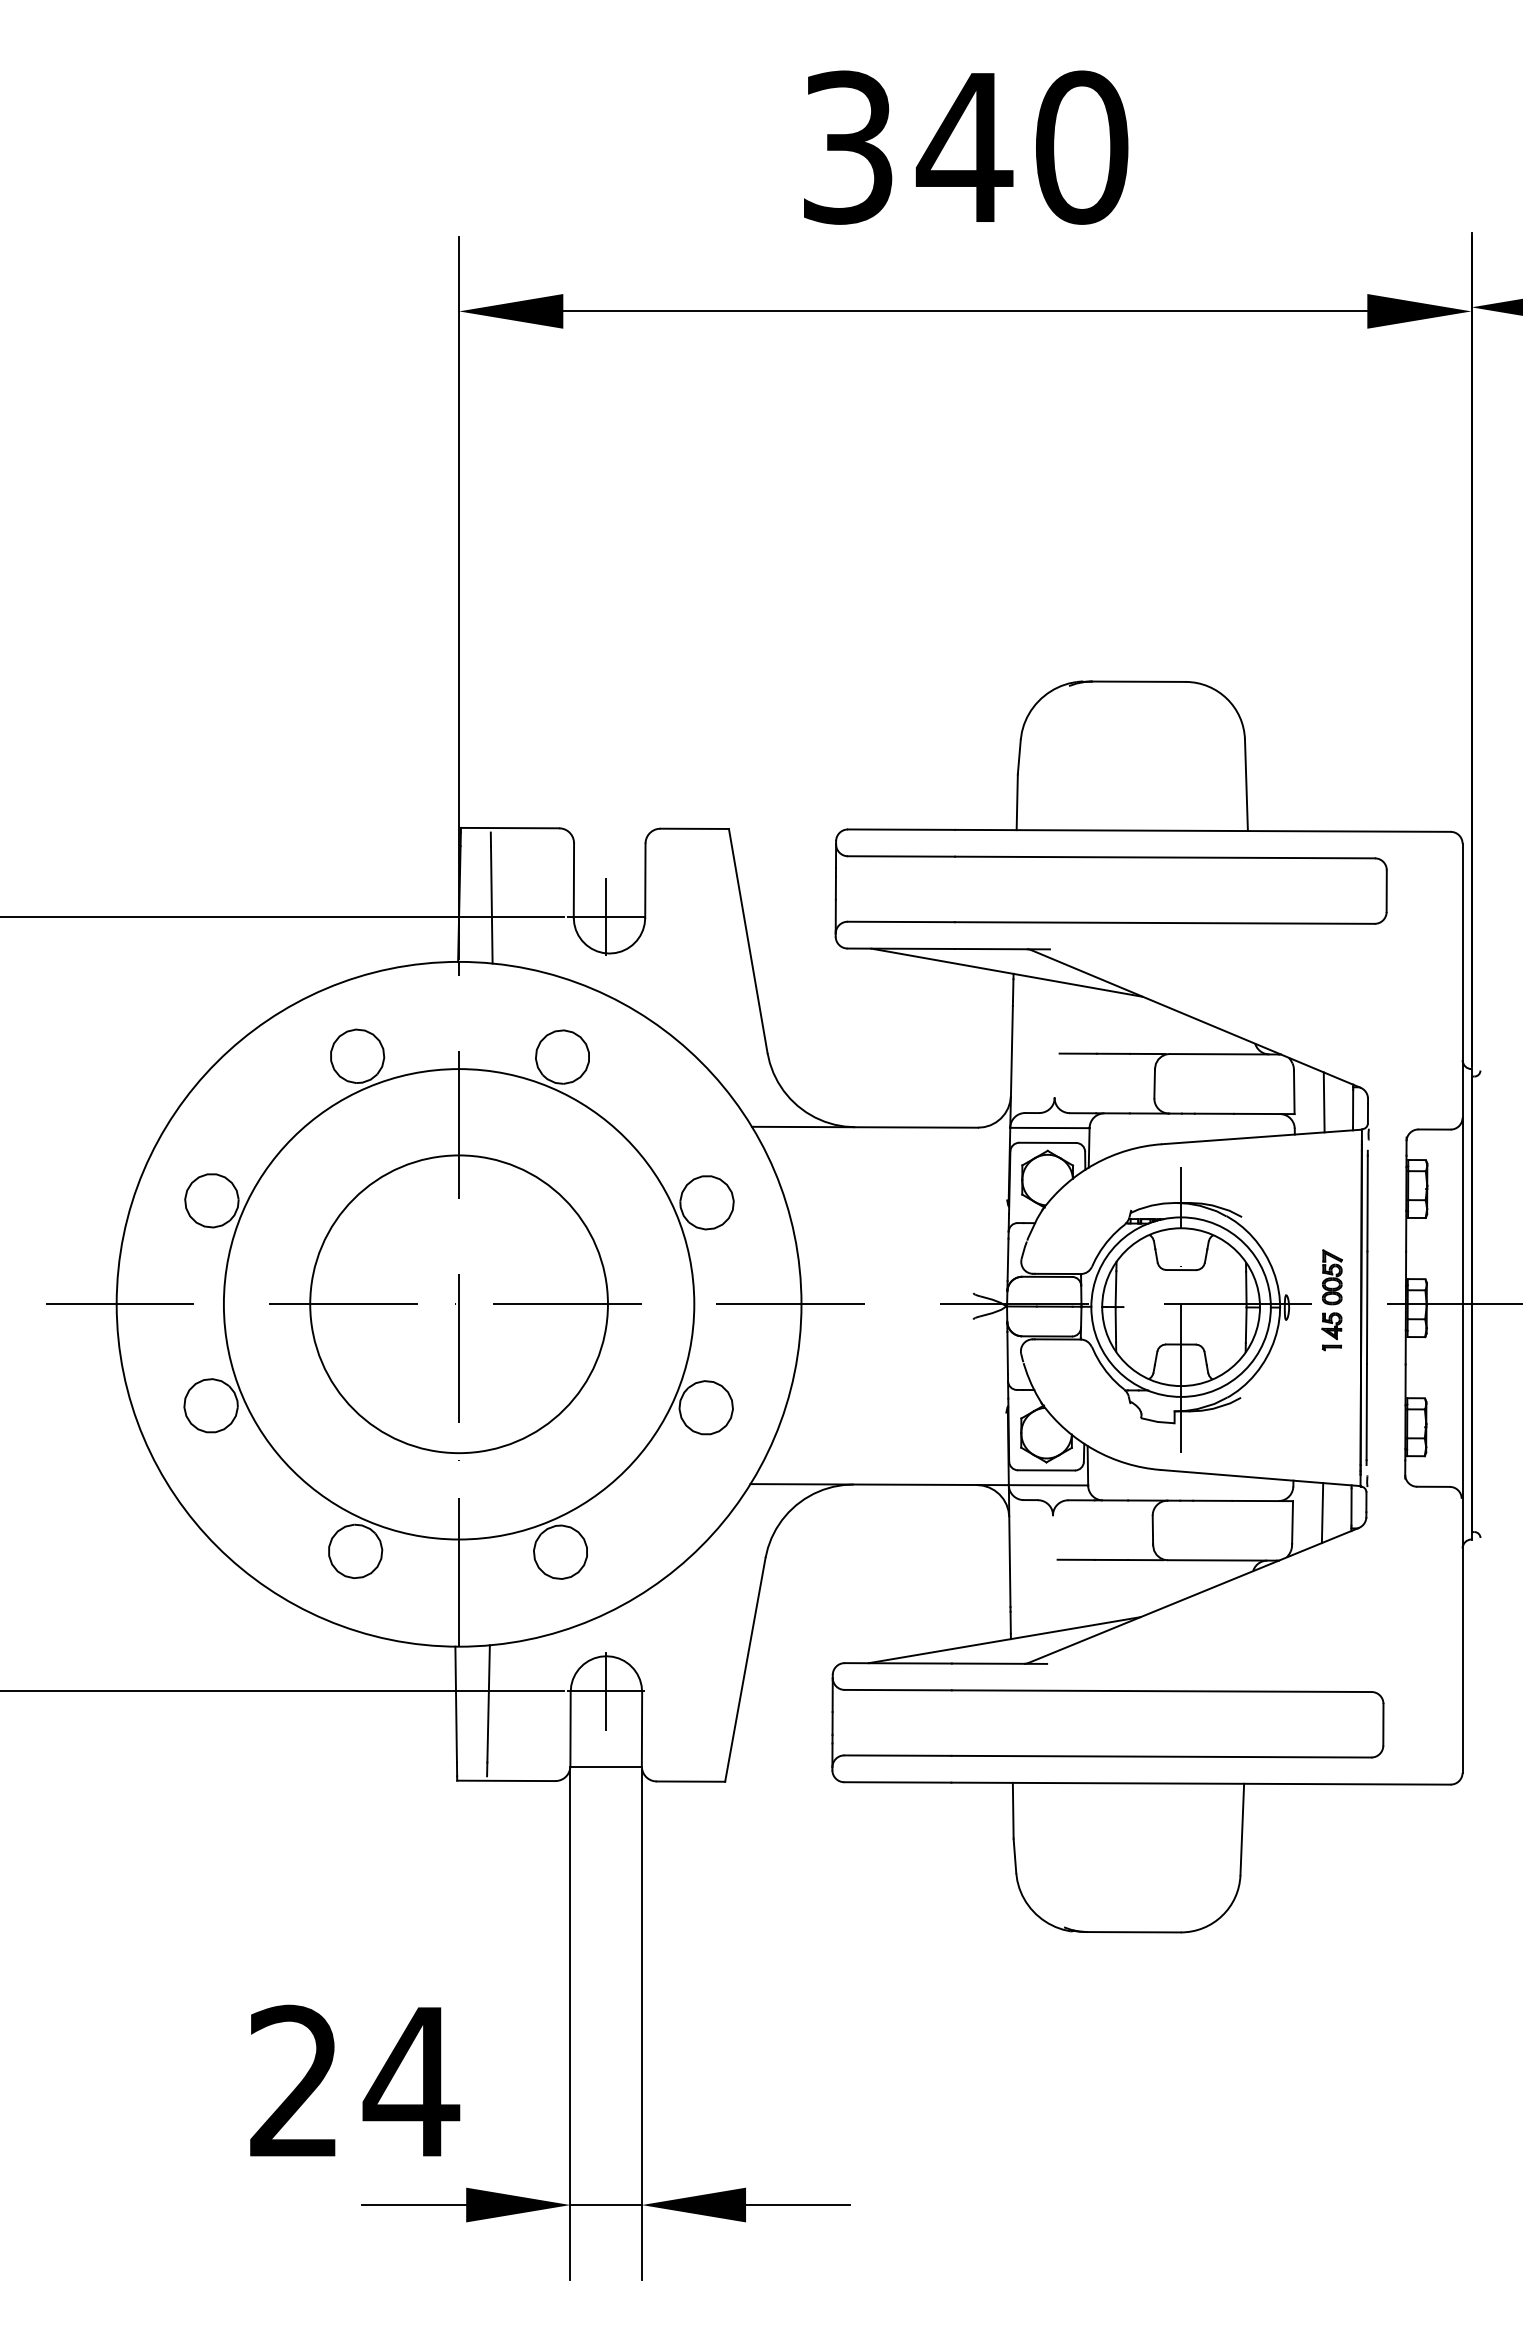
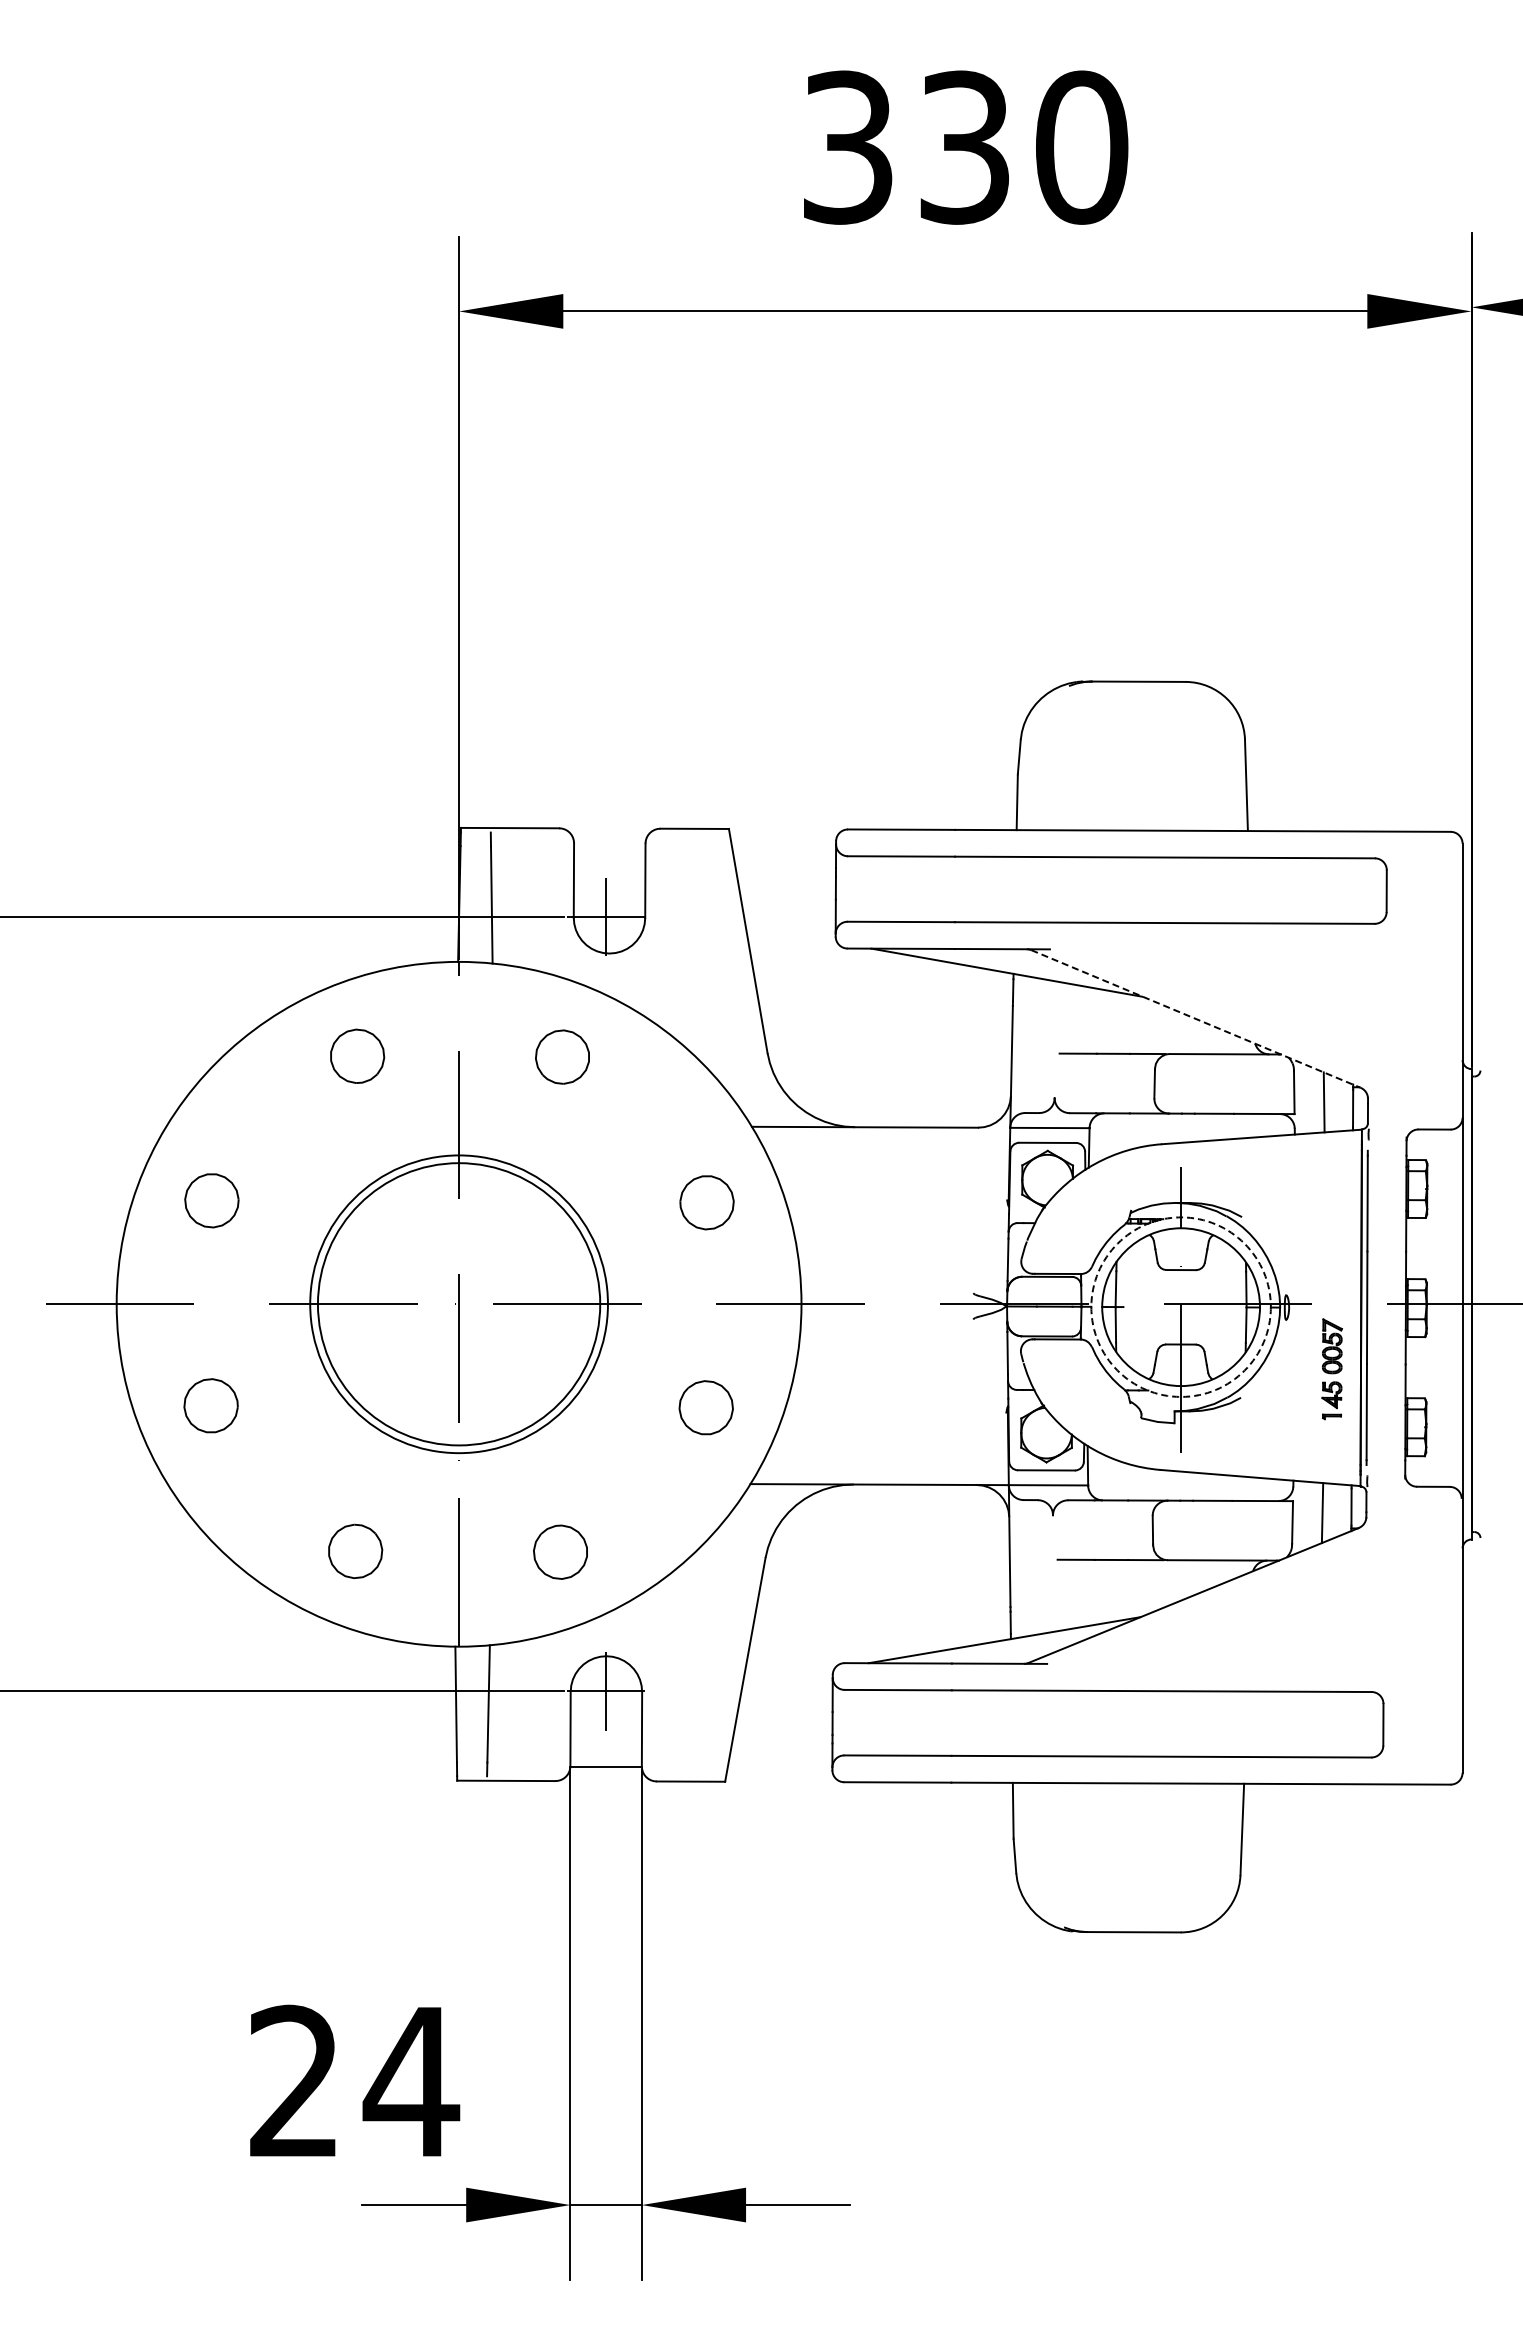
text: 340 -> 330 (964, 147)
line: solid -> dashed (1196, 1019)
part position: (1331, 1300) -> (1331, 1369) (1331, 1369)
circle diameter: 470 px -> 282 px (458, 1304)
circle: solid -> dashed (1180, 1306)
